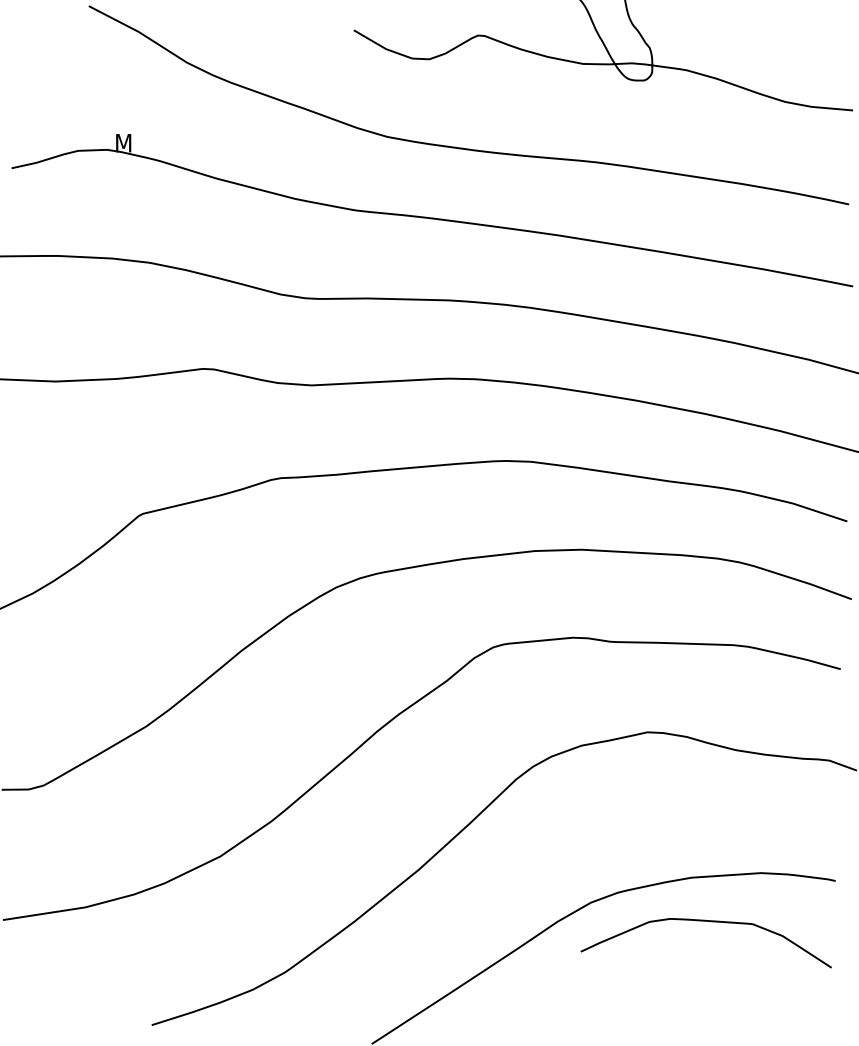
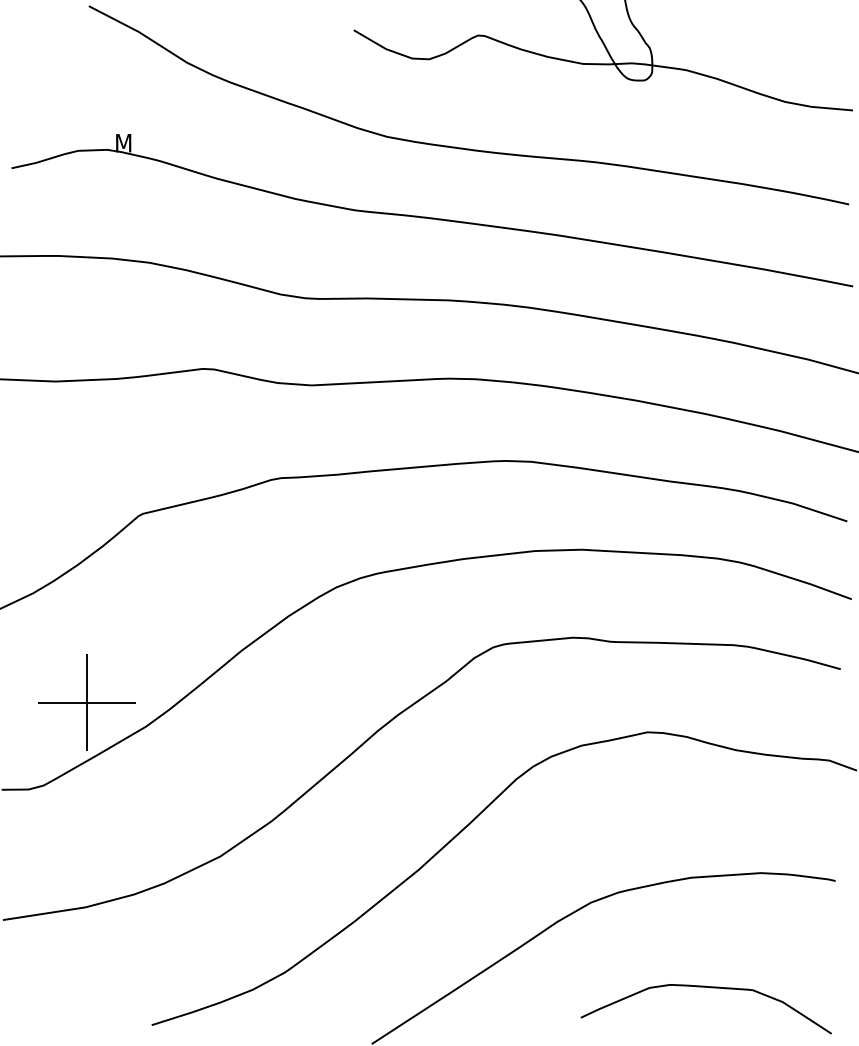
part: none -> present (86, 702)
curve position: (710, 922) -> (710, 988) (710, 988)
